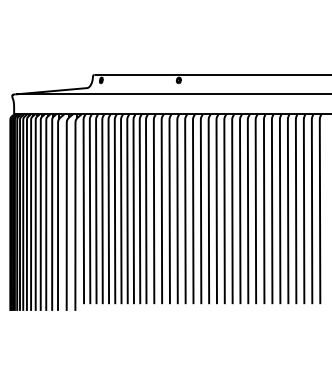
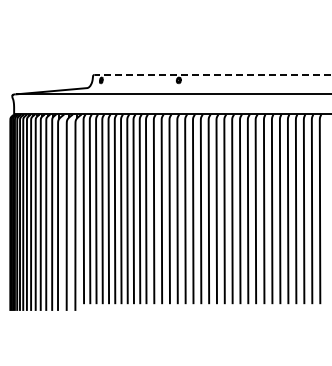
line: solid -> dashed (212, 74)
